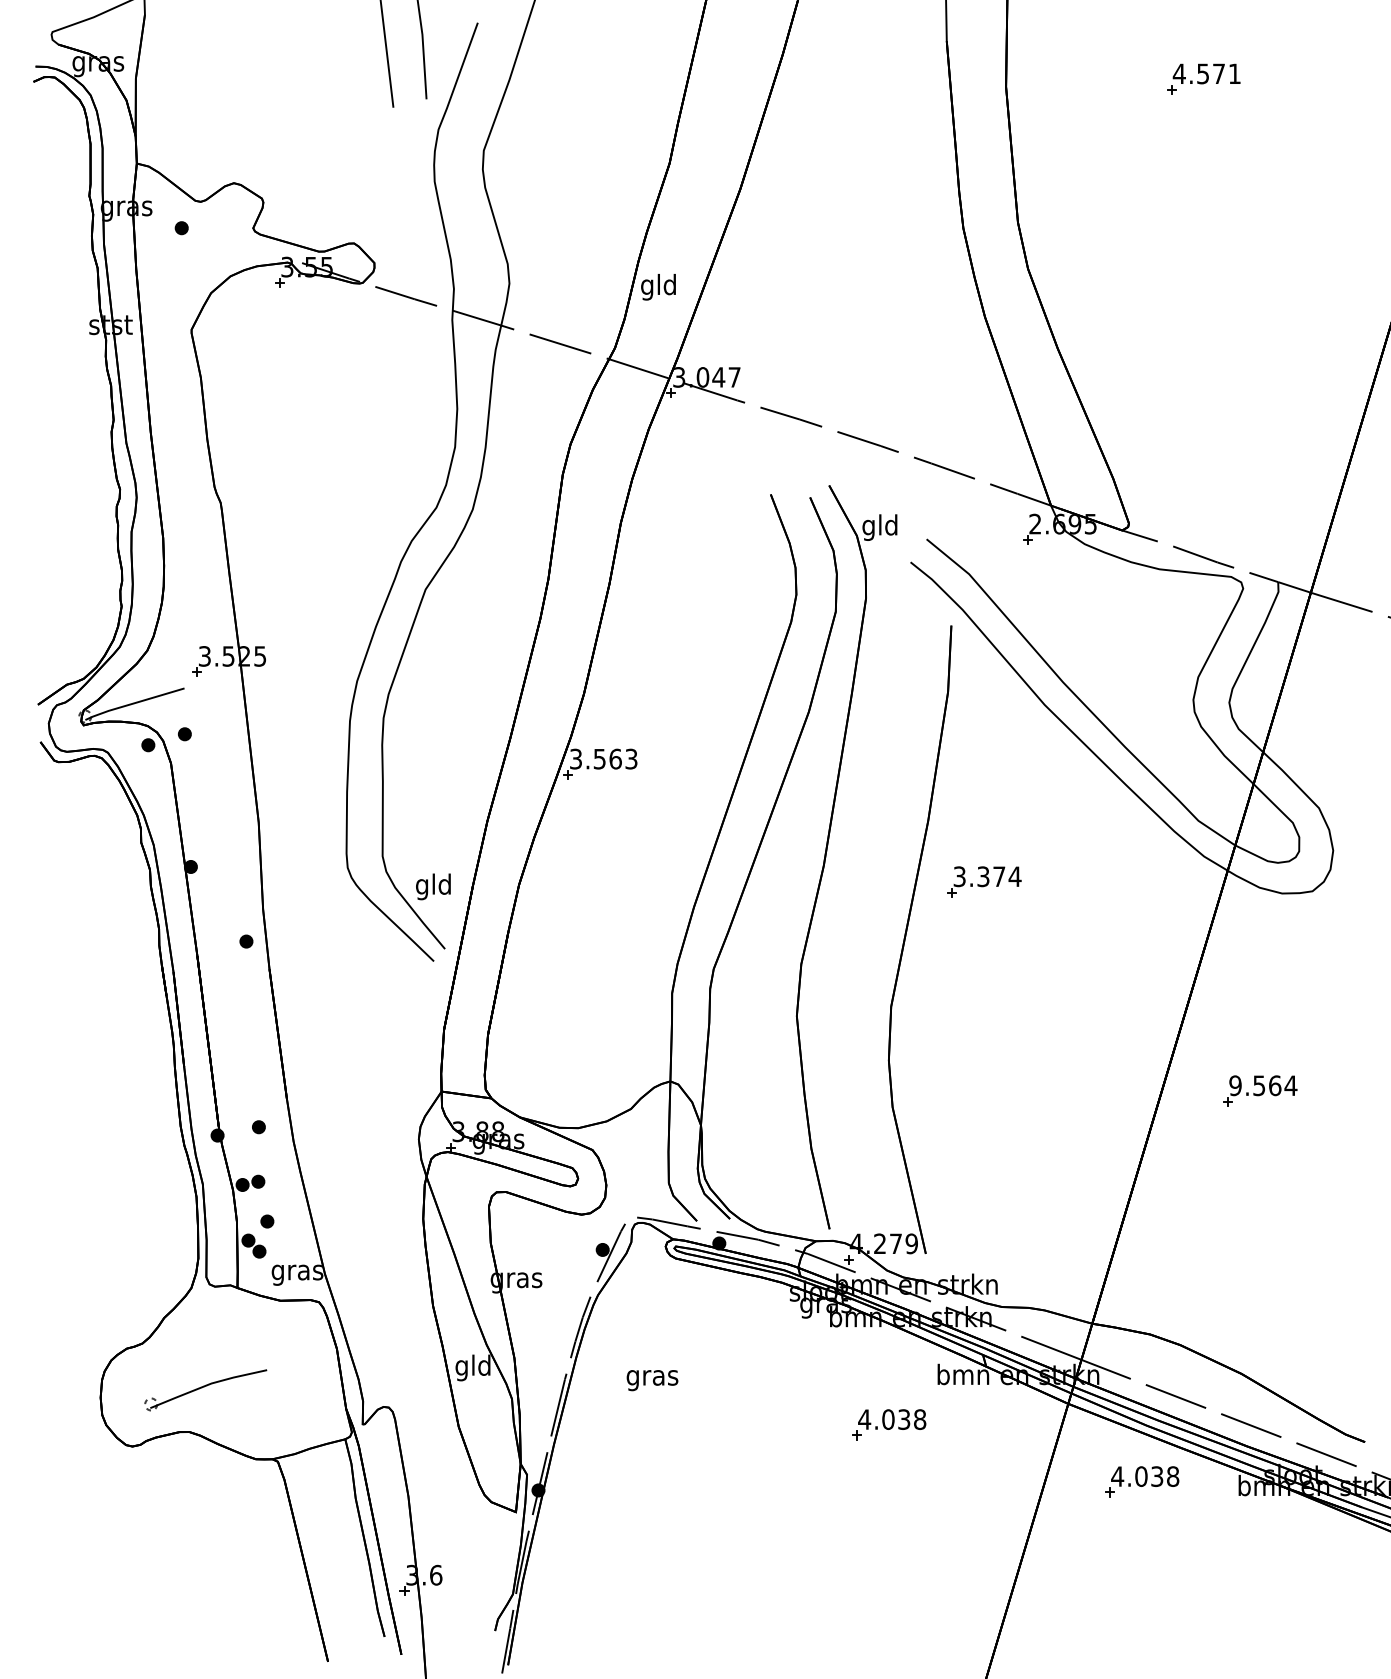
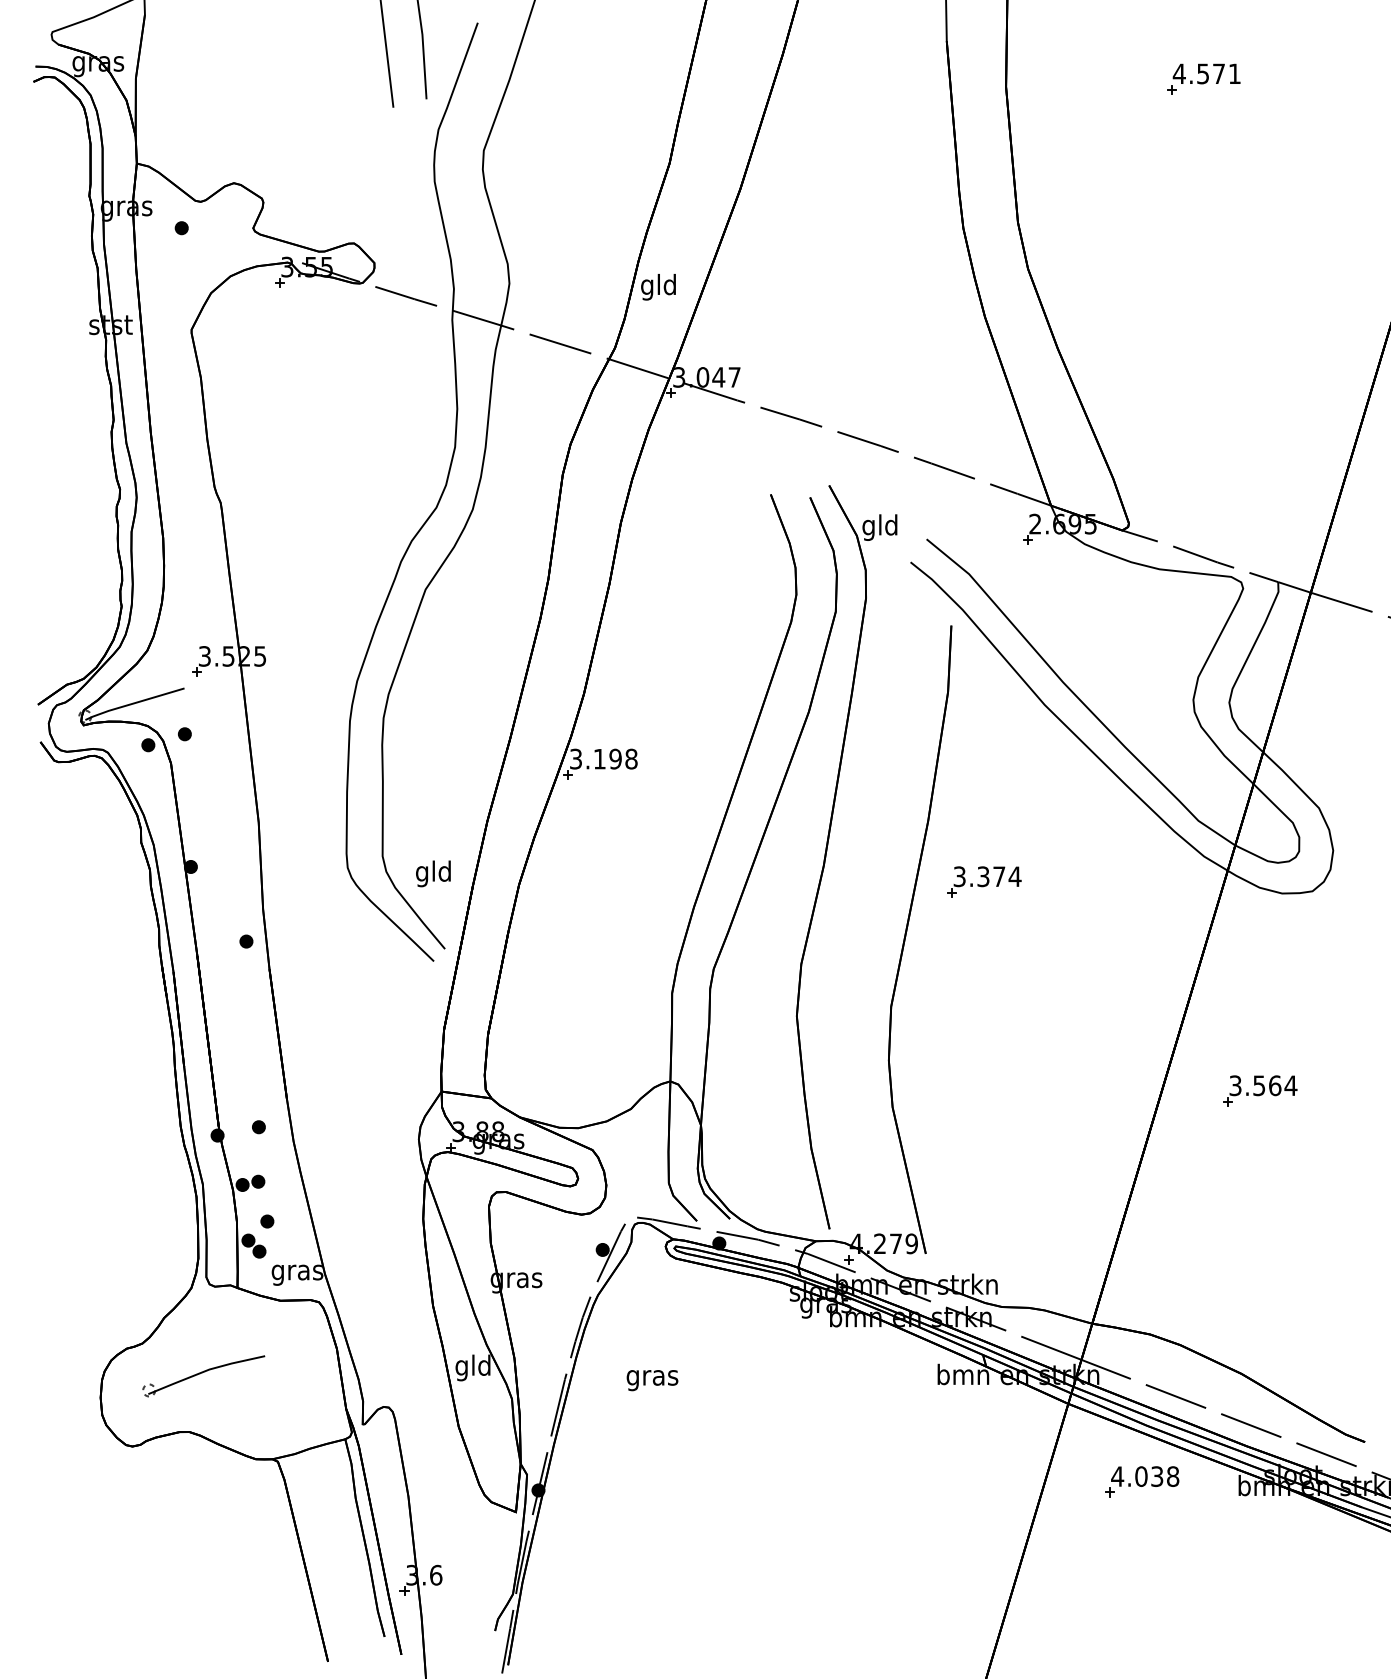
text: 3.563 -> 3.198 (615, 758)
text position: (433, 886) -> (433, 873) (433, 873)
text: 9.564 -> 3.564 (1235, 1085)
part position: (205, 1390) -> (203, 1376) (203, 1376)
part: present -> none (889, 1424)
